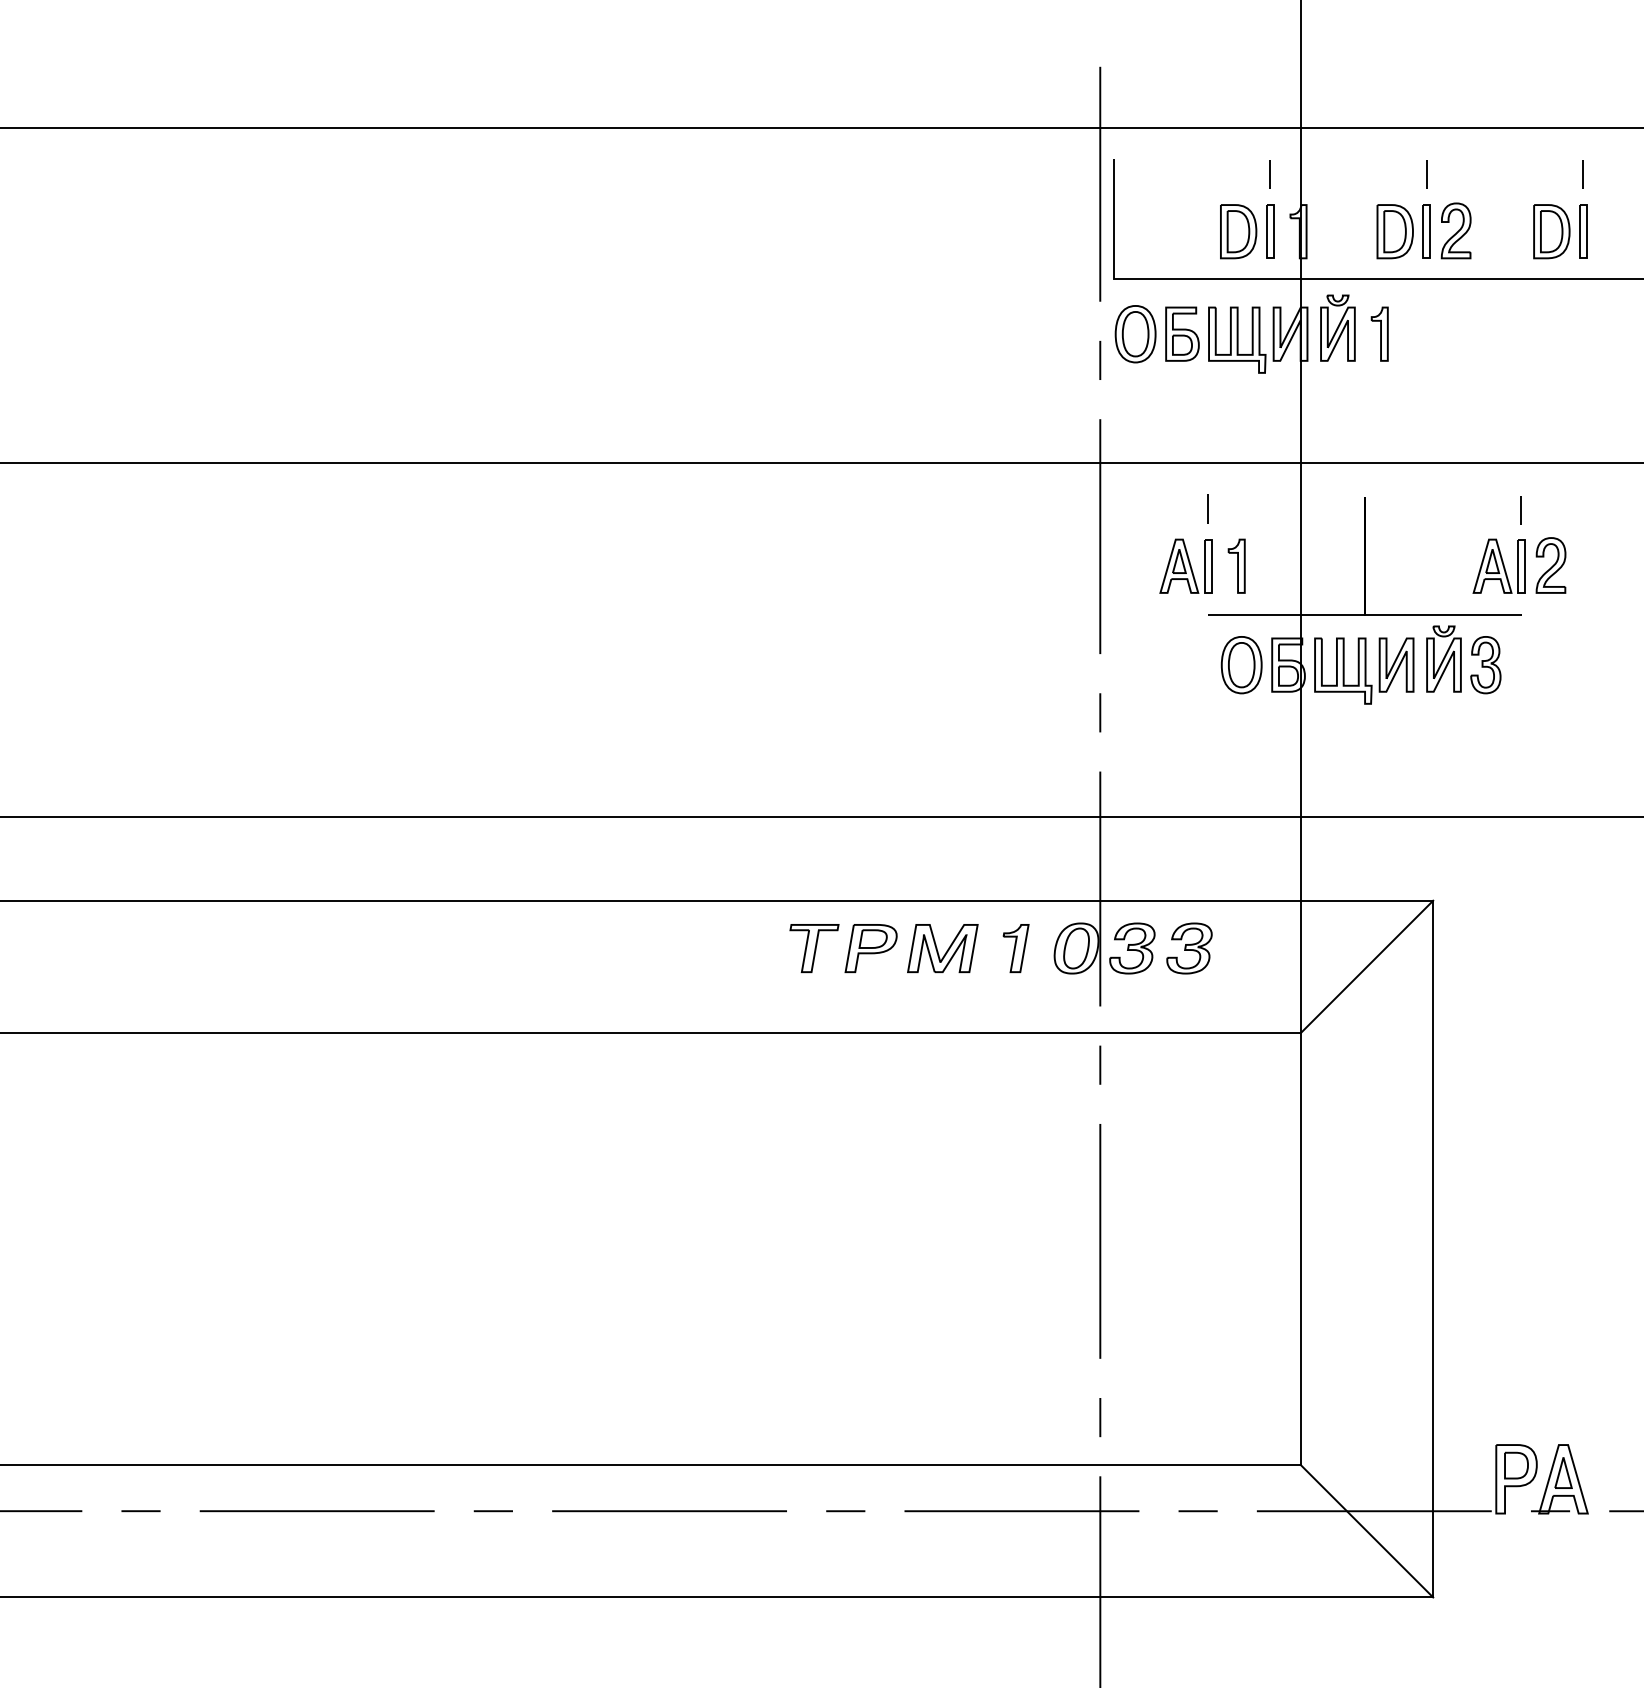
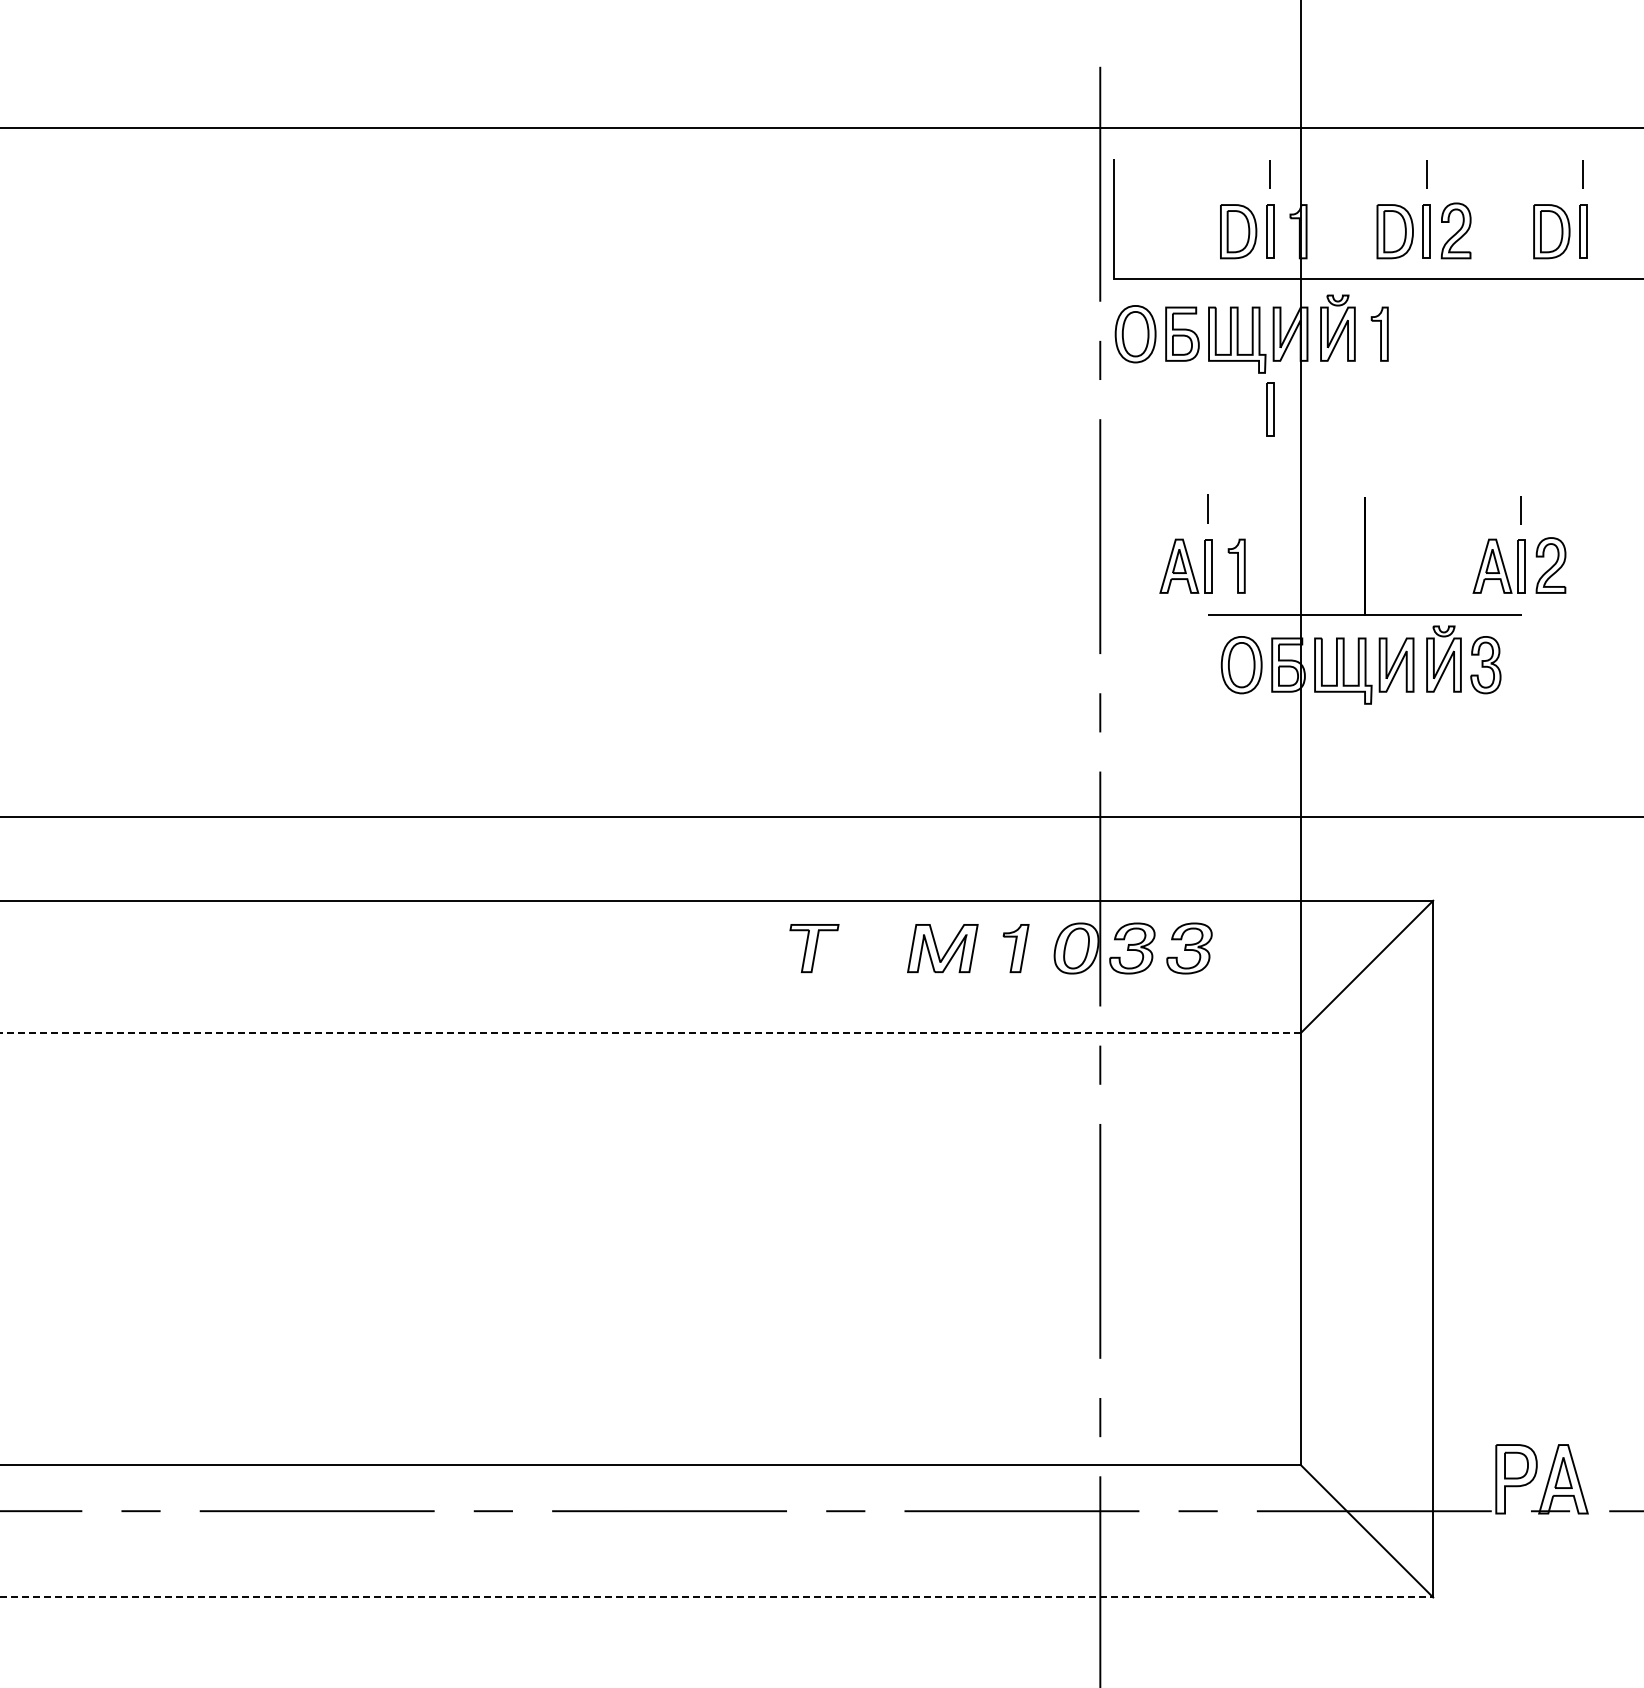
part: none -> present (1270, 409)
line: present -> none (821, 462)
part: present -> none (870, 948)
line: solid -> dashed (650, 1033)
line: solid -> dashed (717, 1597)
